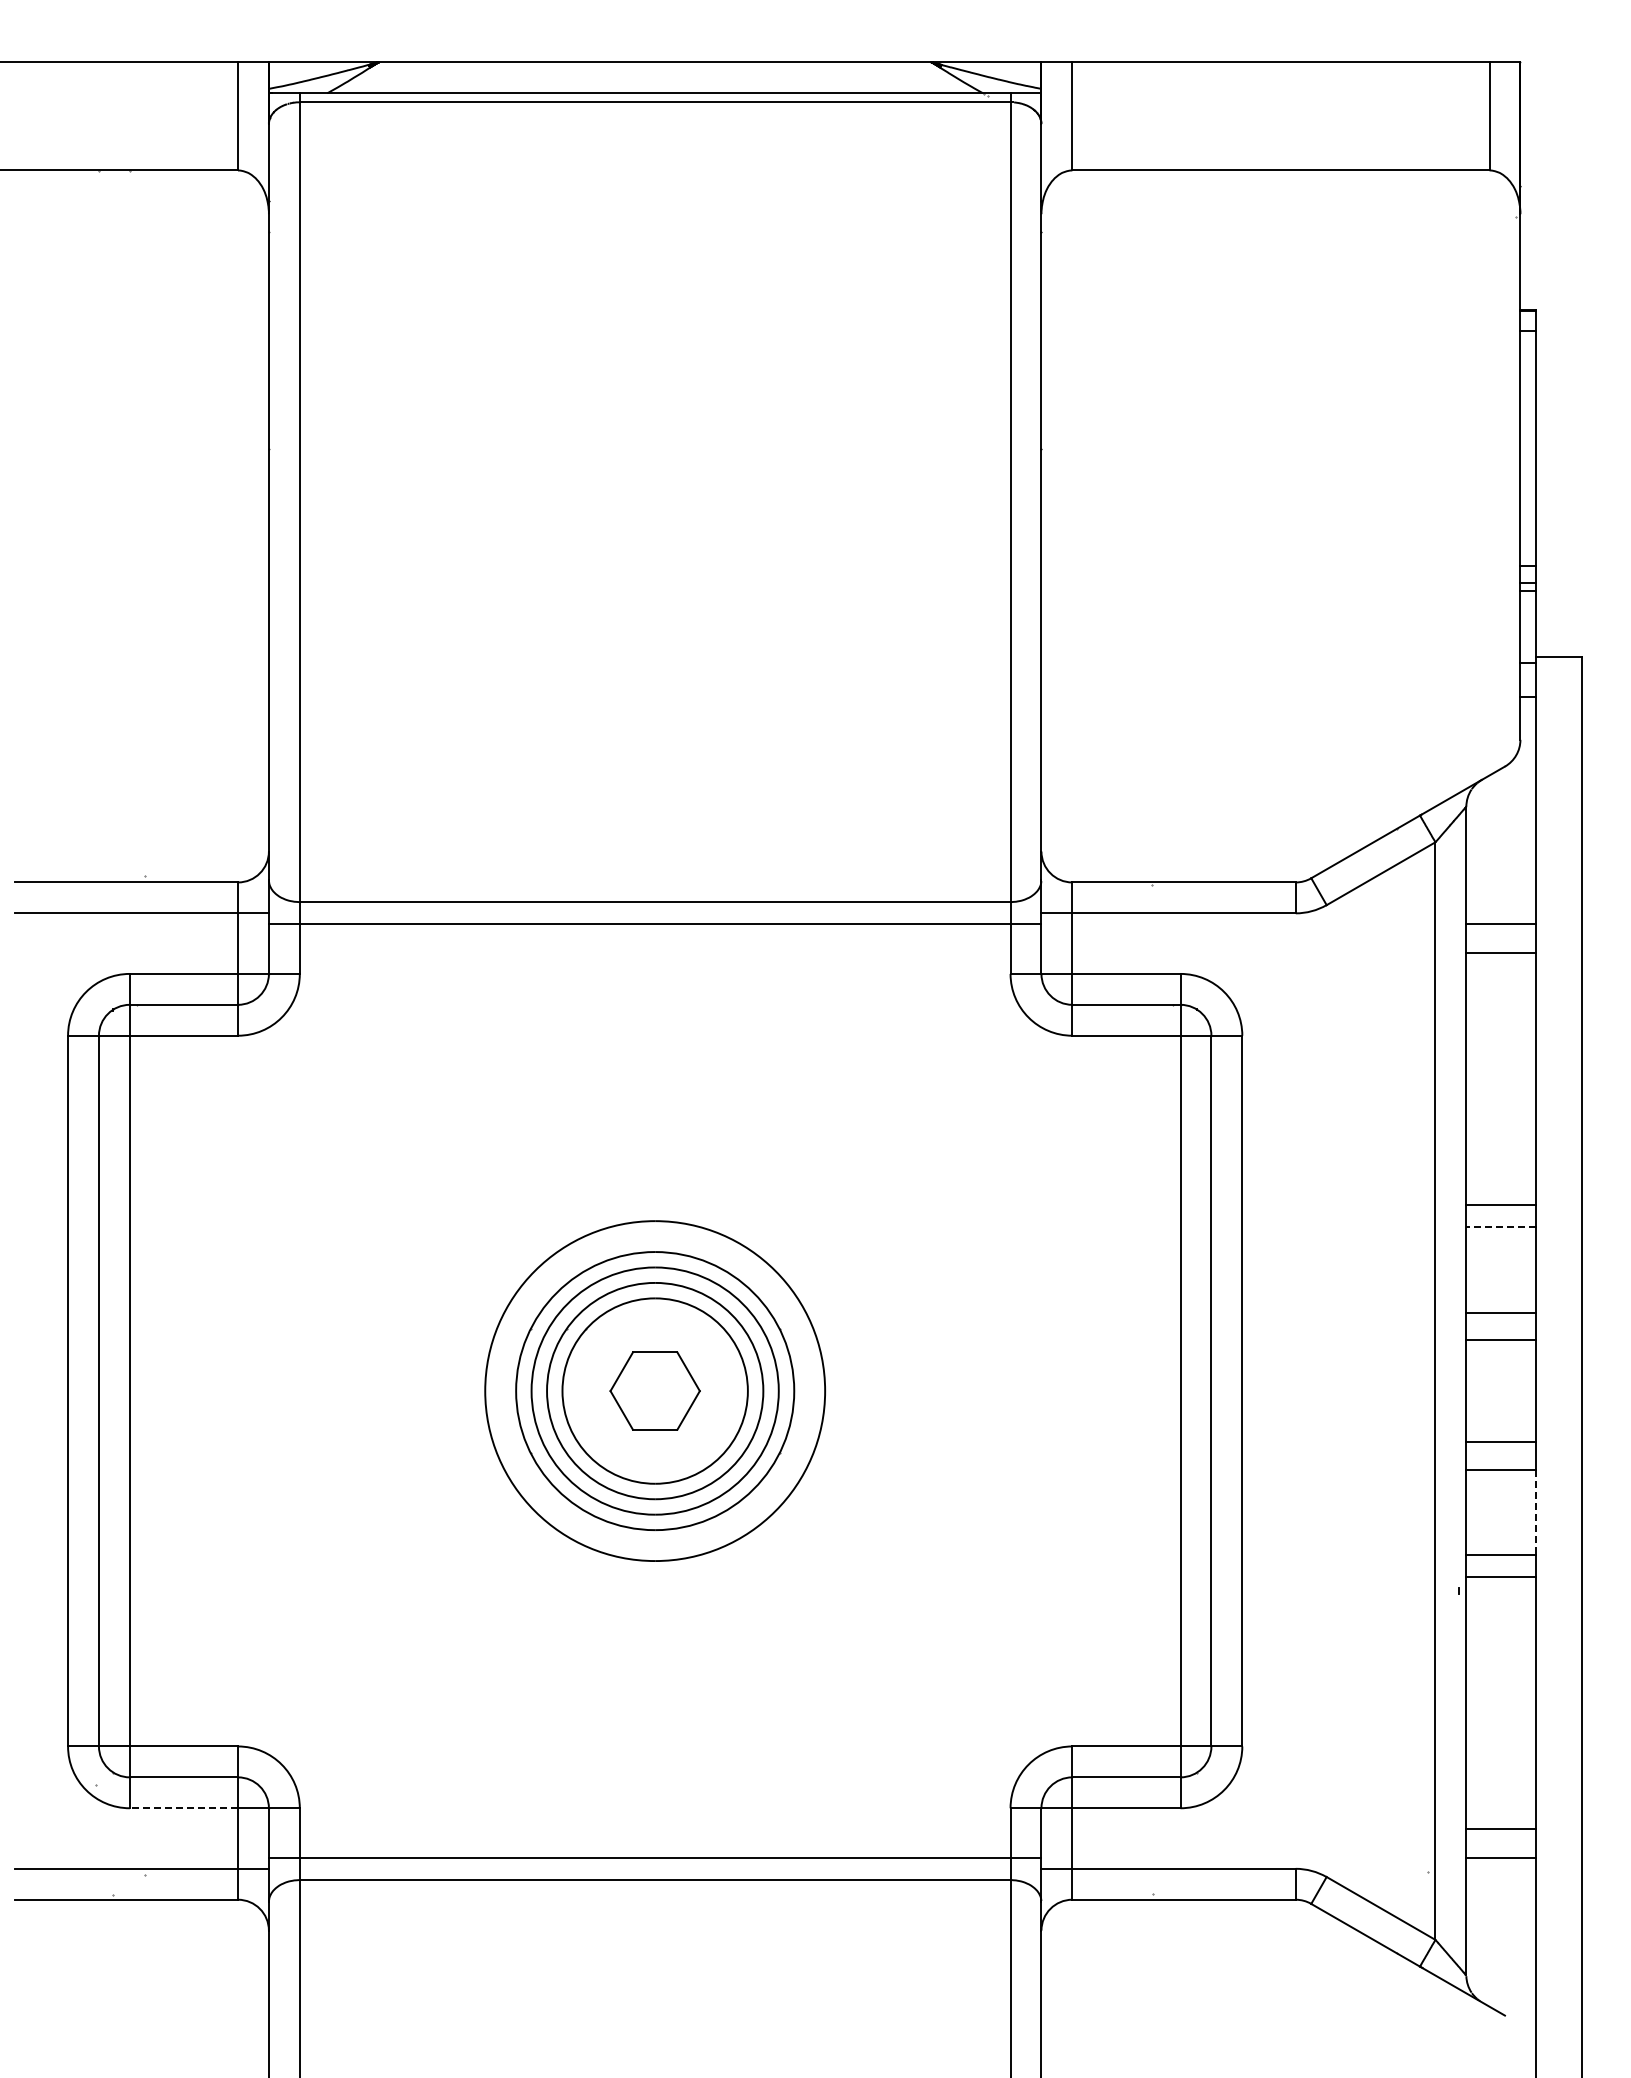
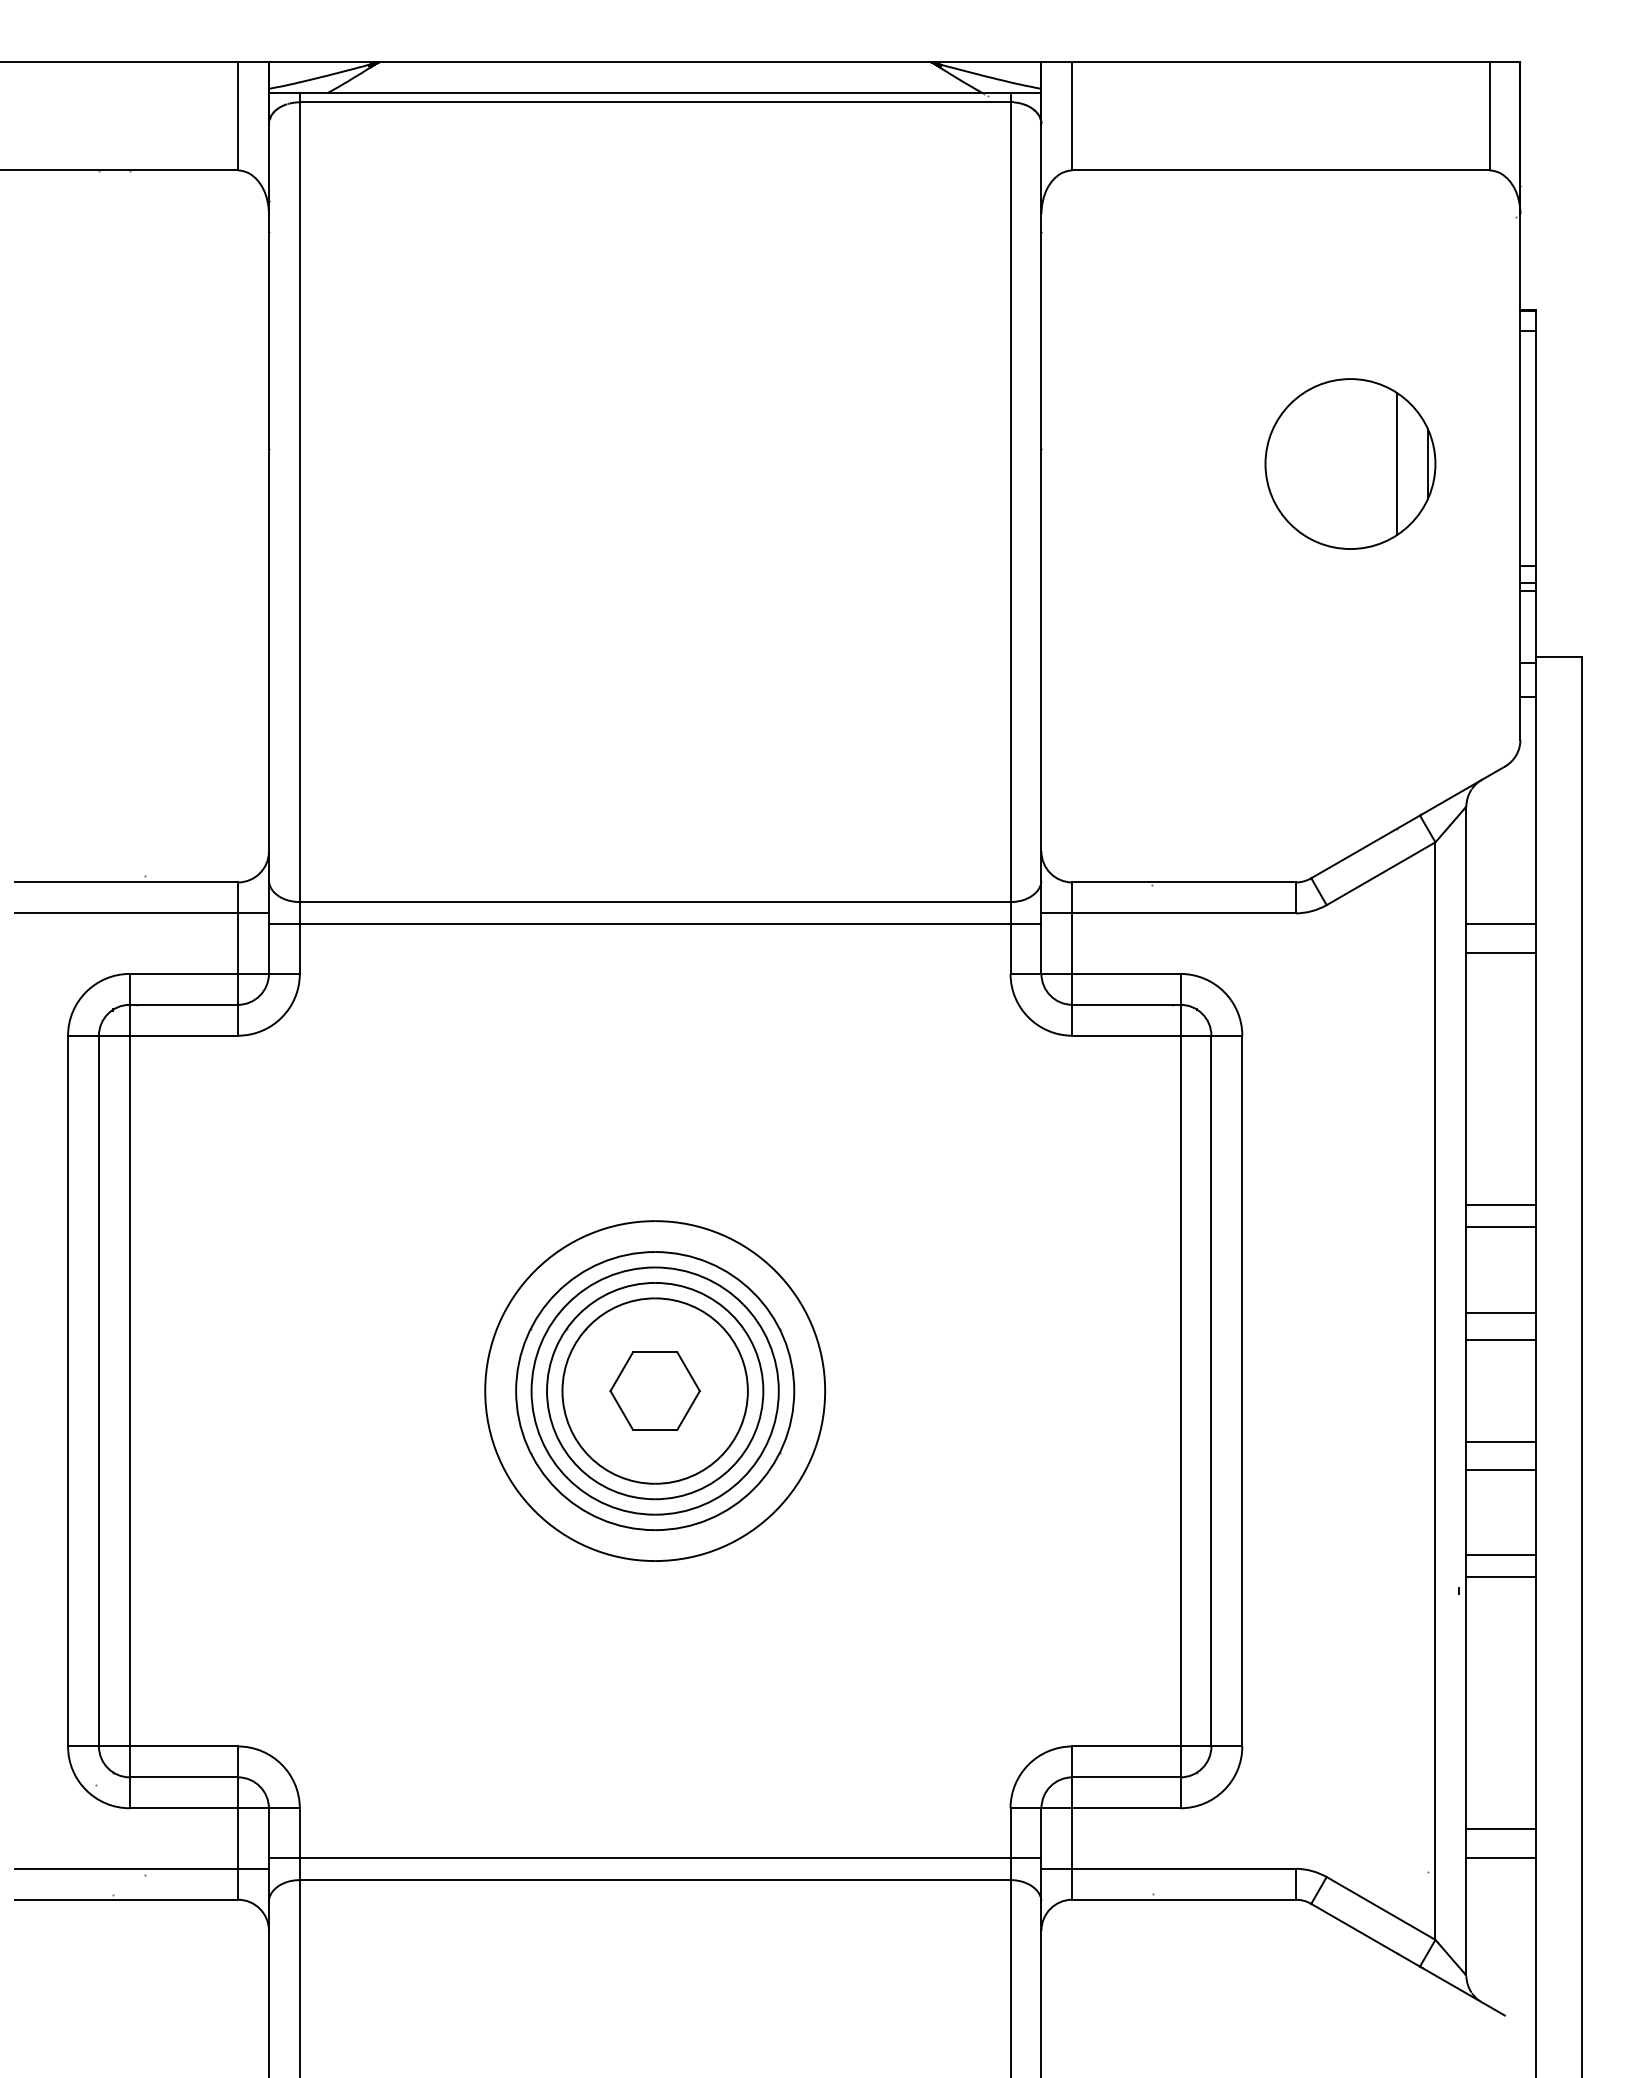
part: none -> present (1350, 463)
line: dashed -> solid (1501, 1227)
line: dashed -> solid (1535, 1512)
line: dashed -> solid (183, 1808)
